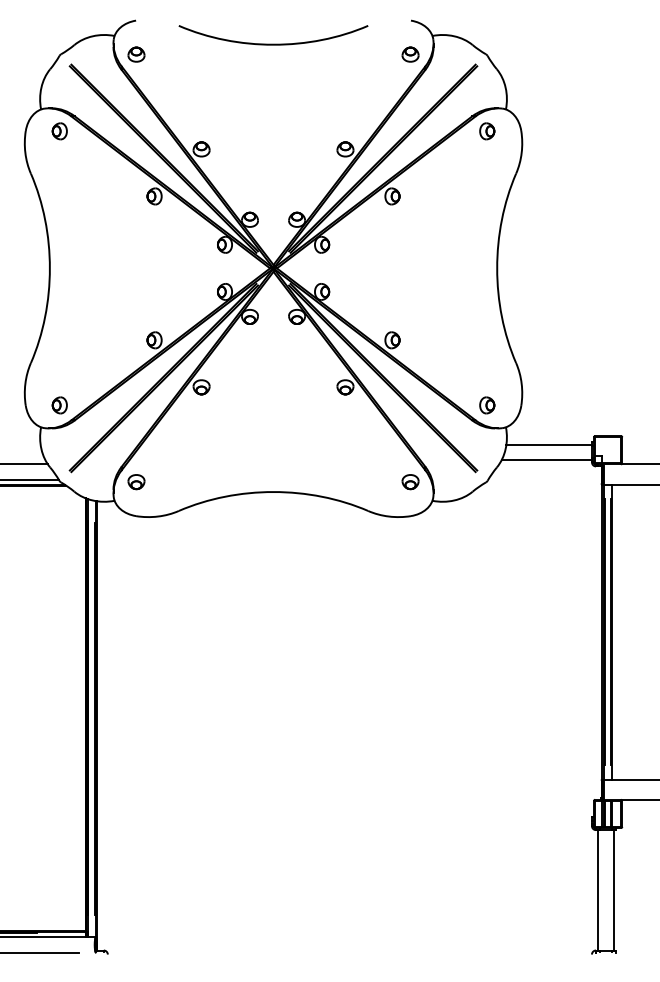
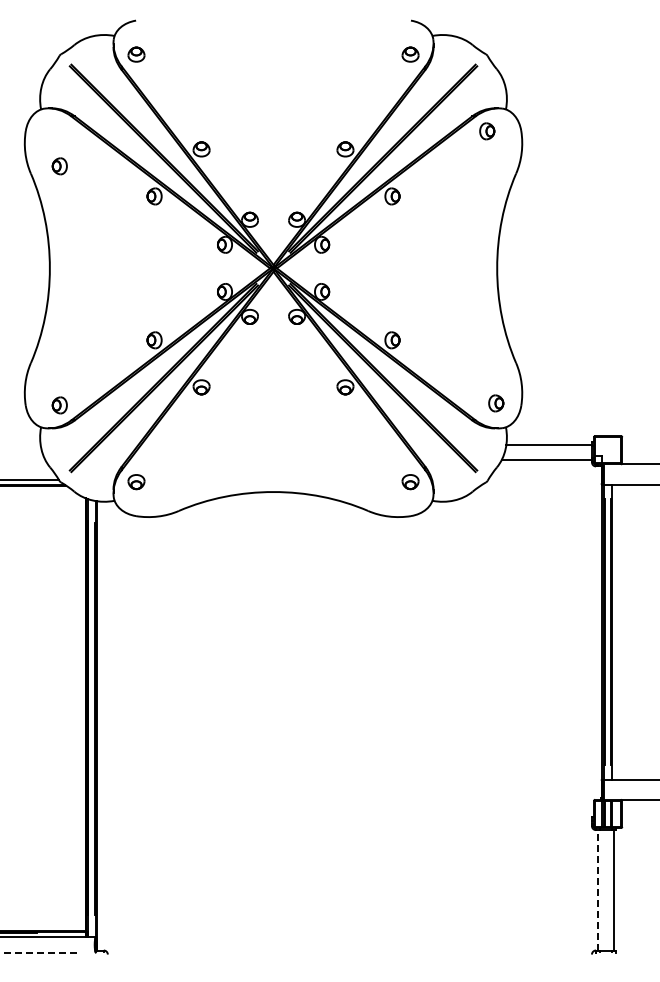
curve: present -> none (273, 43)
part position: (59, 131) -> (59, 166) (59, 166)
part position: (487, 405) -> (496, 403) (496, 403)
line: present -> none (24, 464)
line: solid -> dashed (598, 889)
line: solid -> dashed (39, 952)
